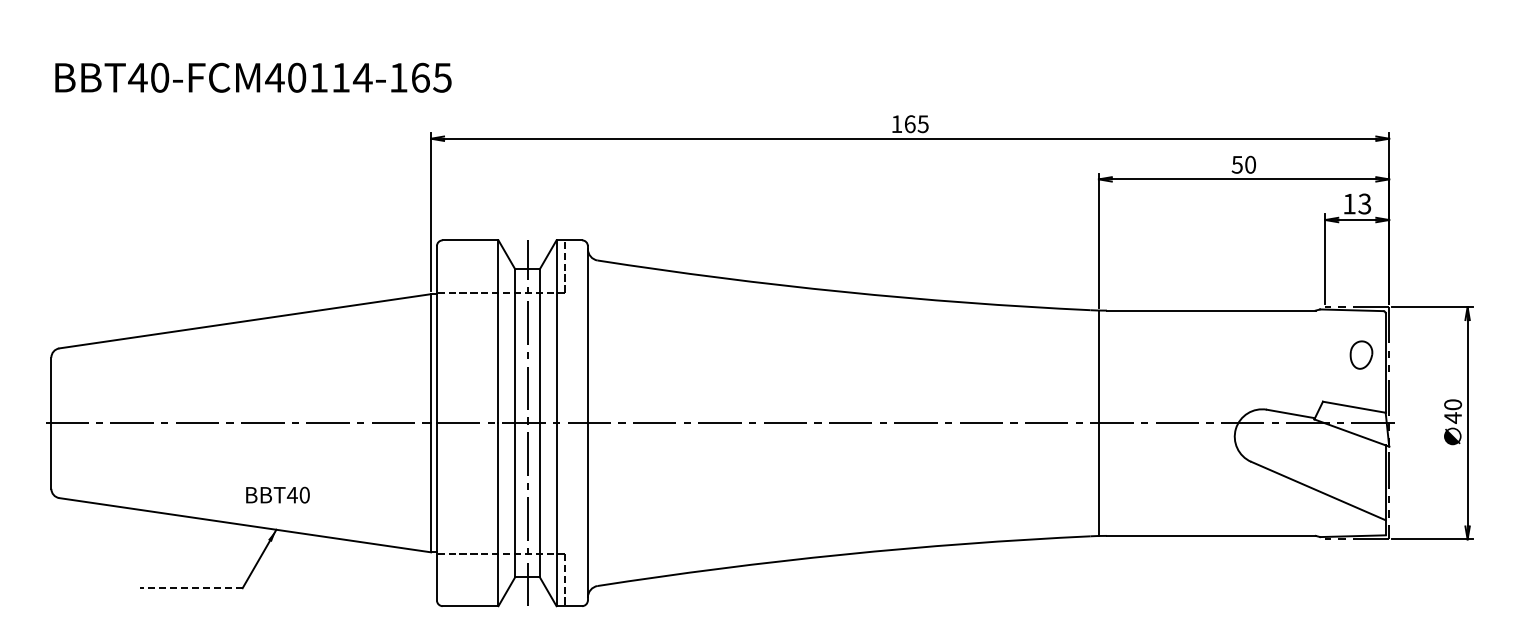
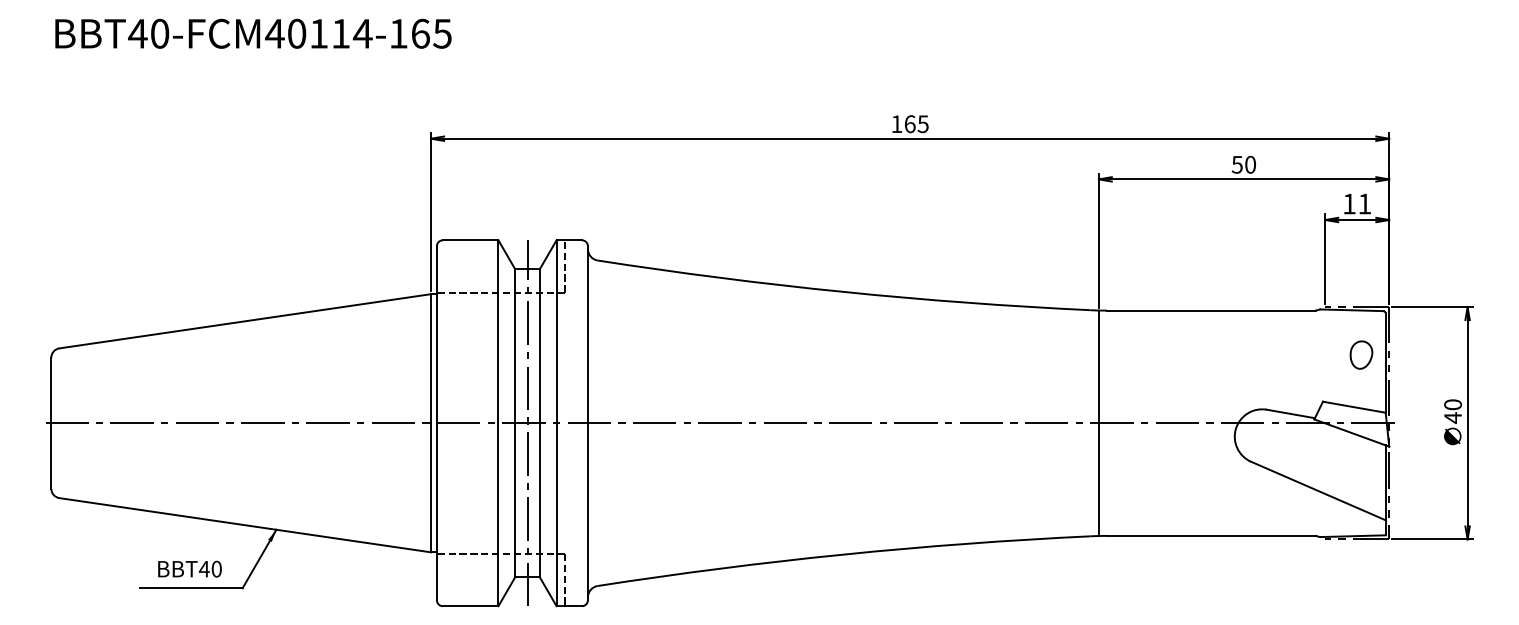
text position: (253, 77) -> (253, 33) (253, 33)
text: 13 -> 11 (1364, 203)
text position: (277, 494) -> (189, 568) (189, 568)
line: dashed -> solid (190, 588)
